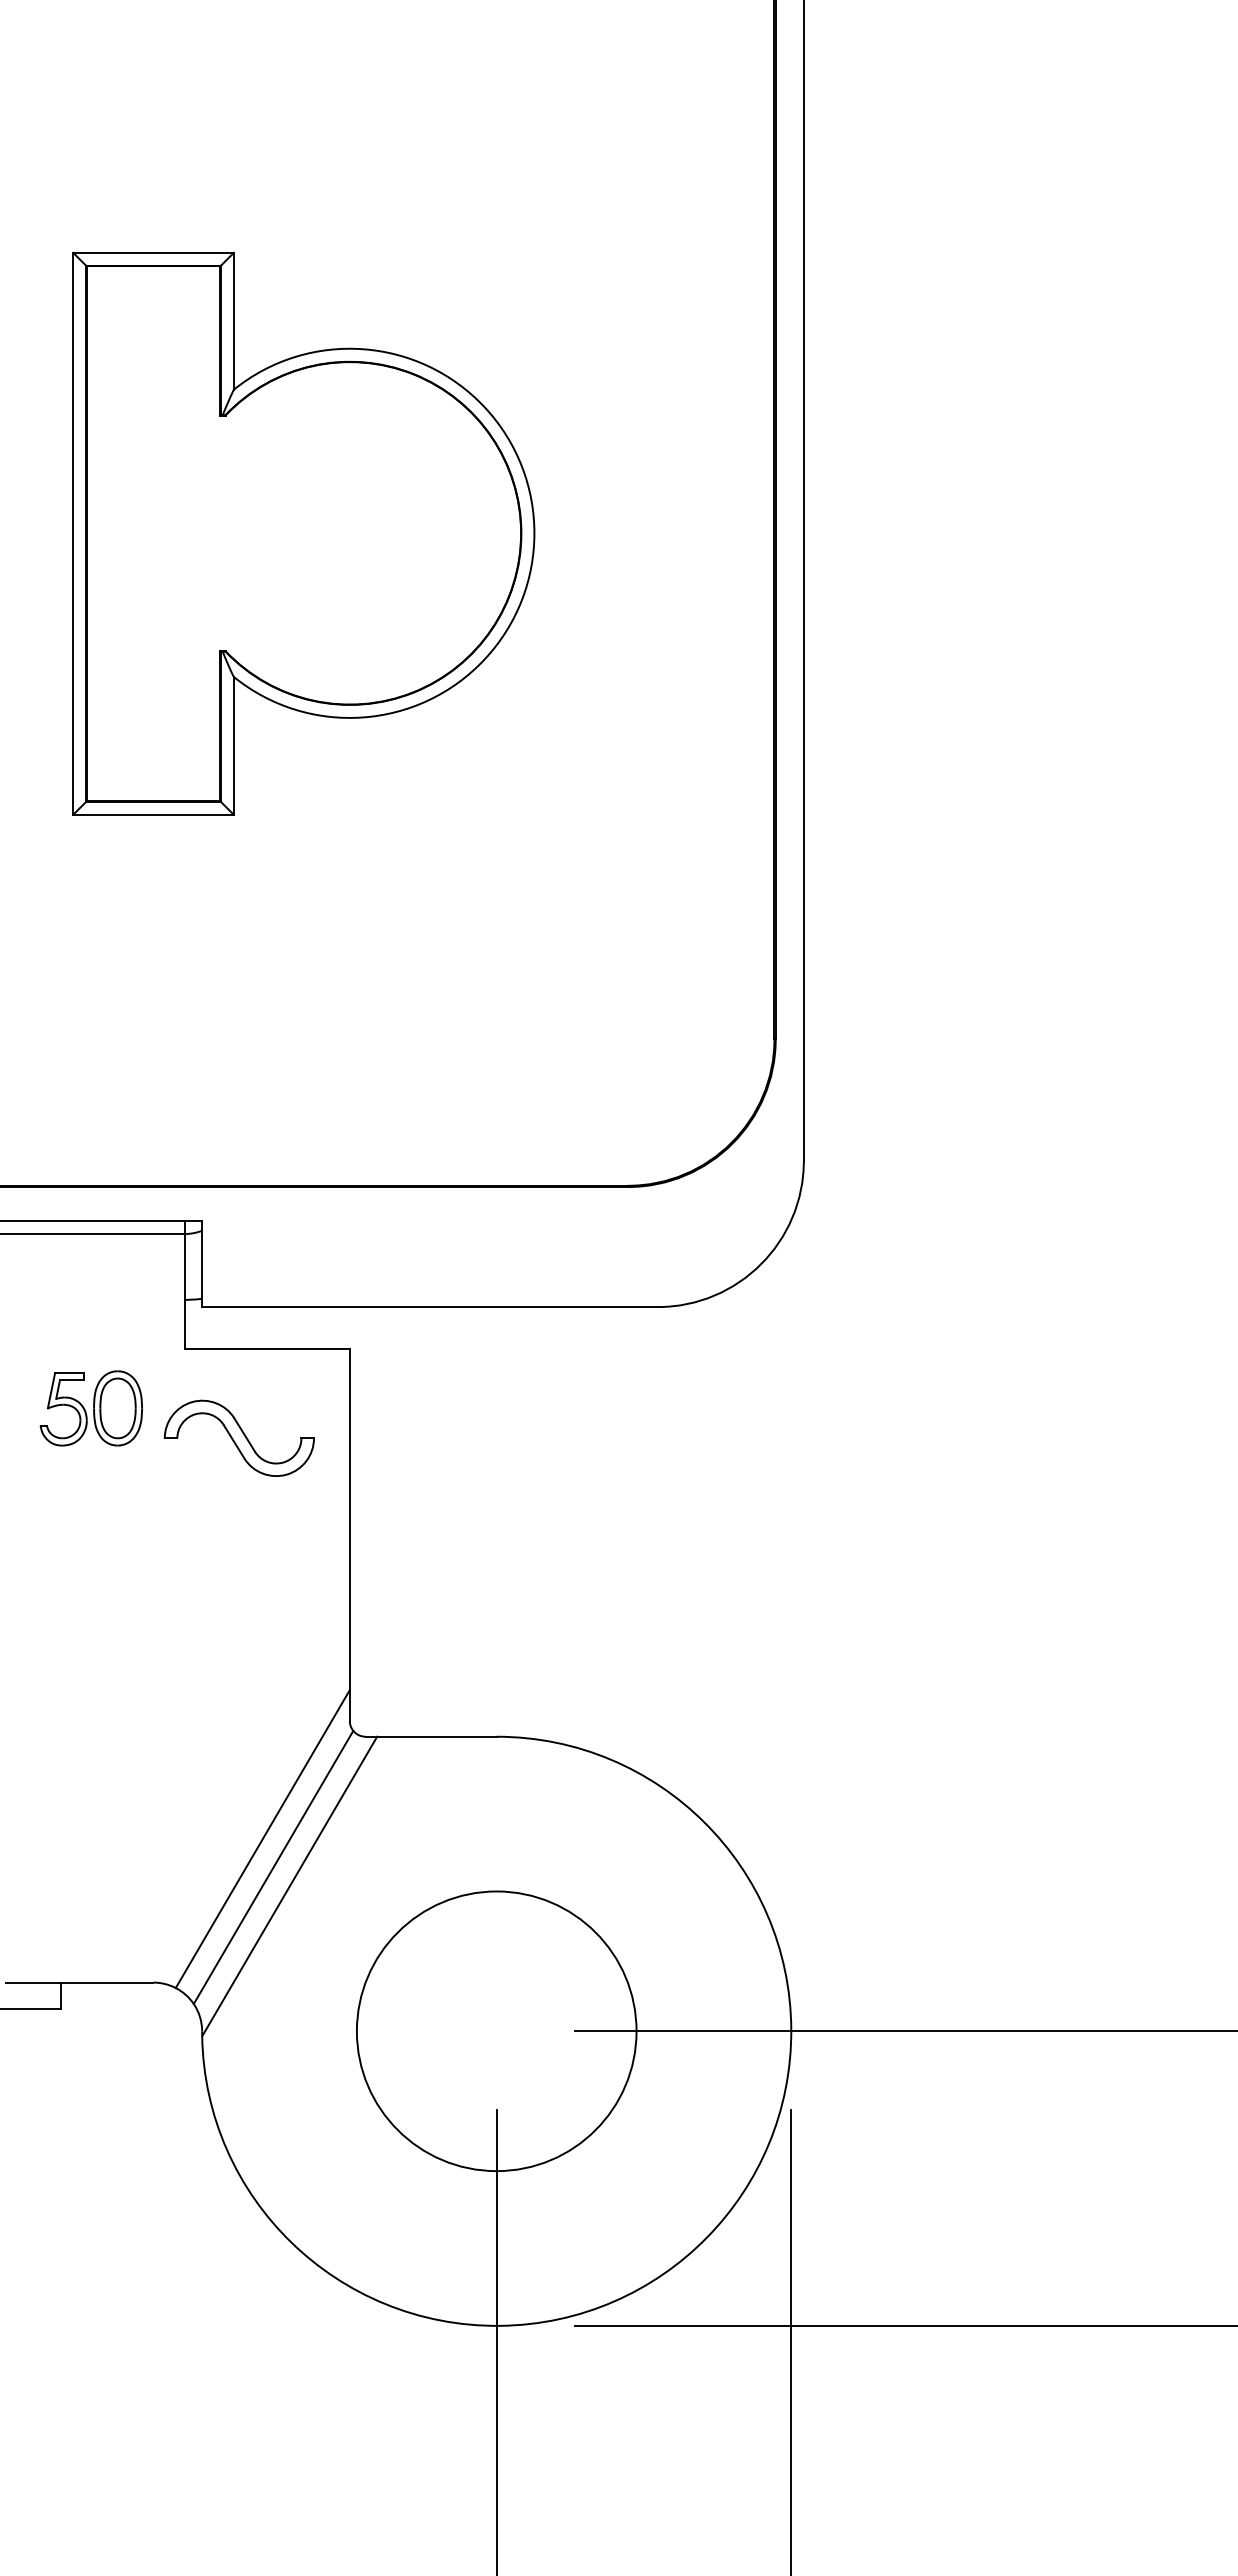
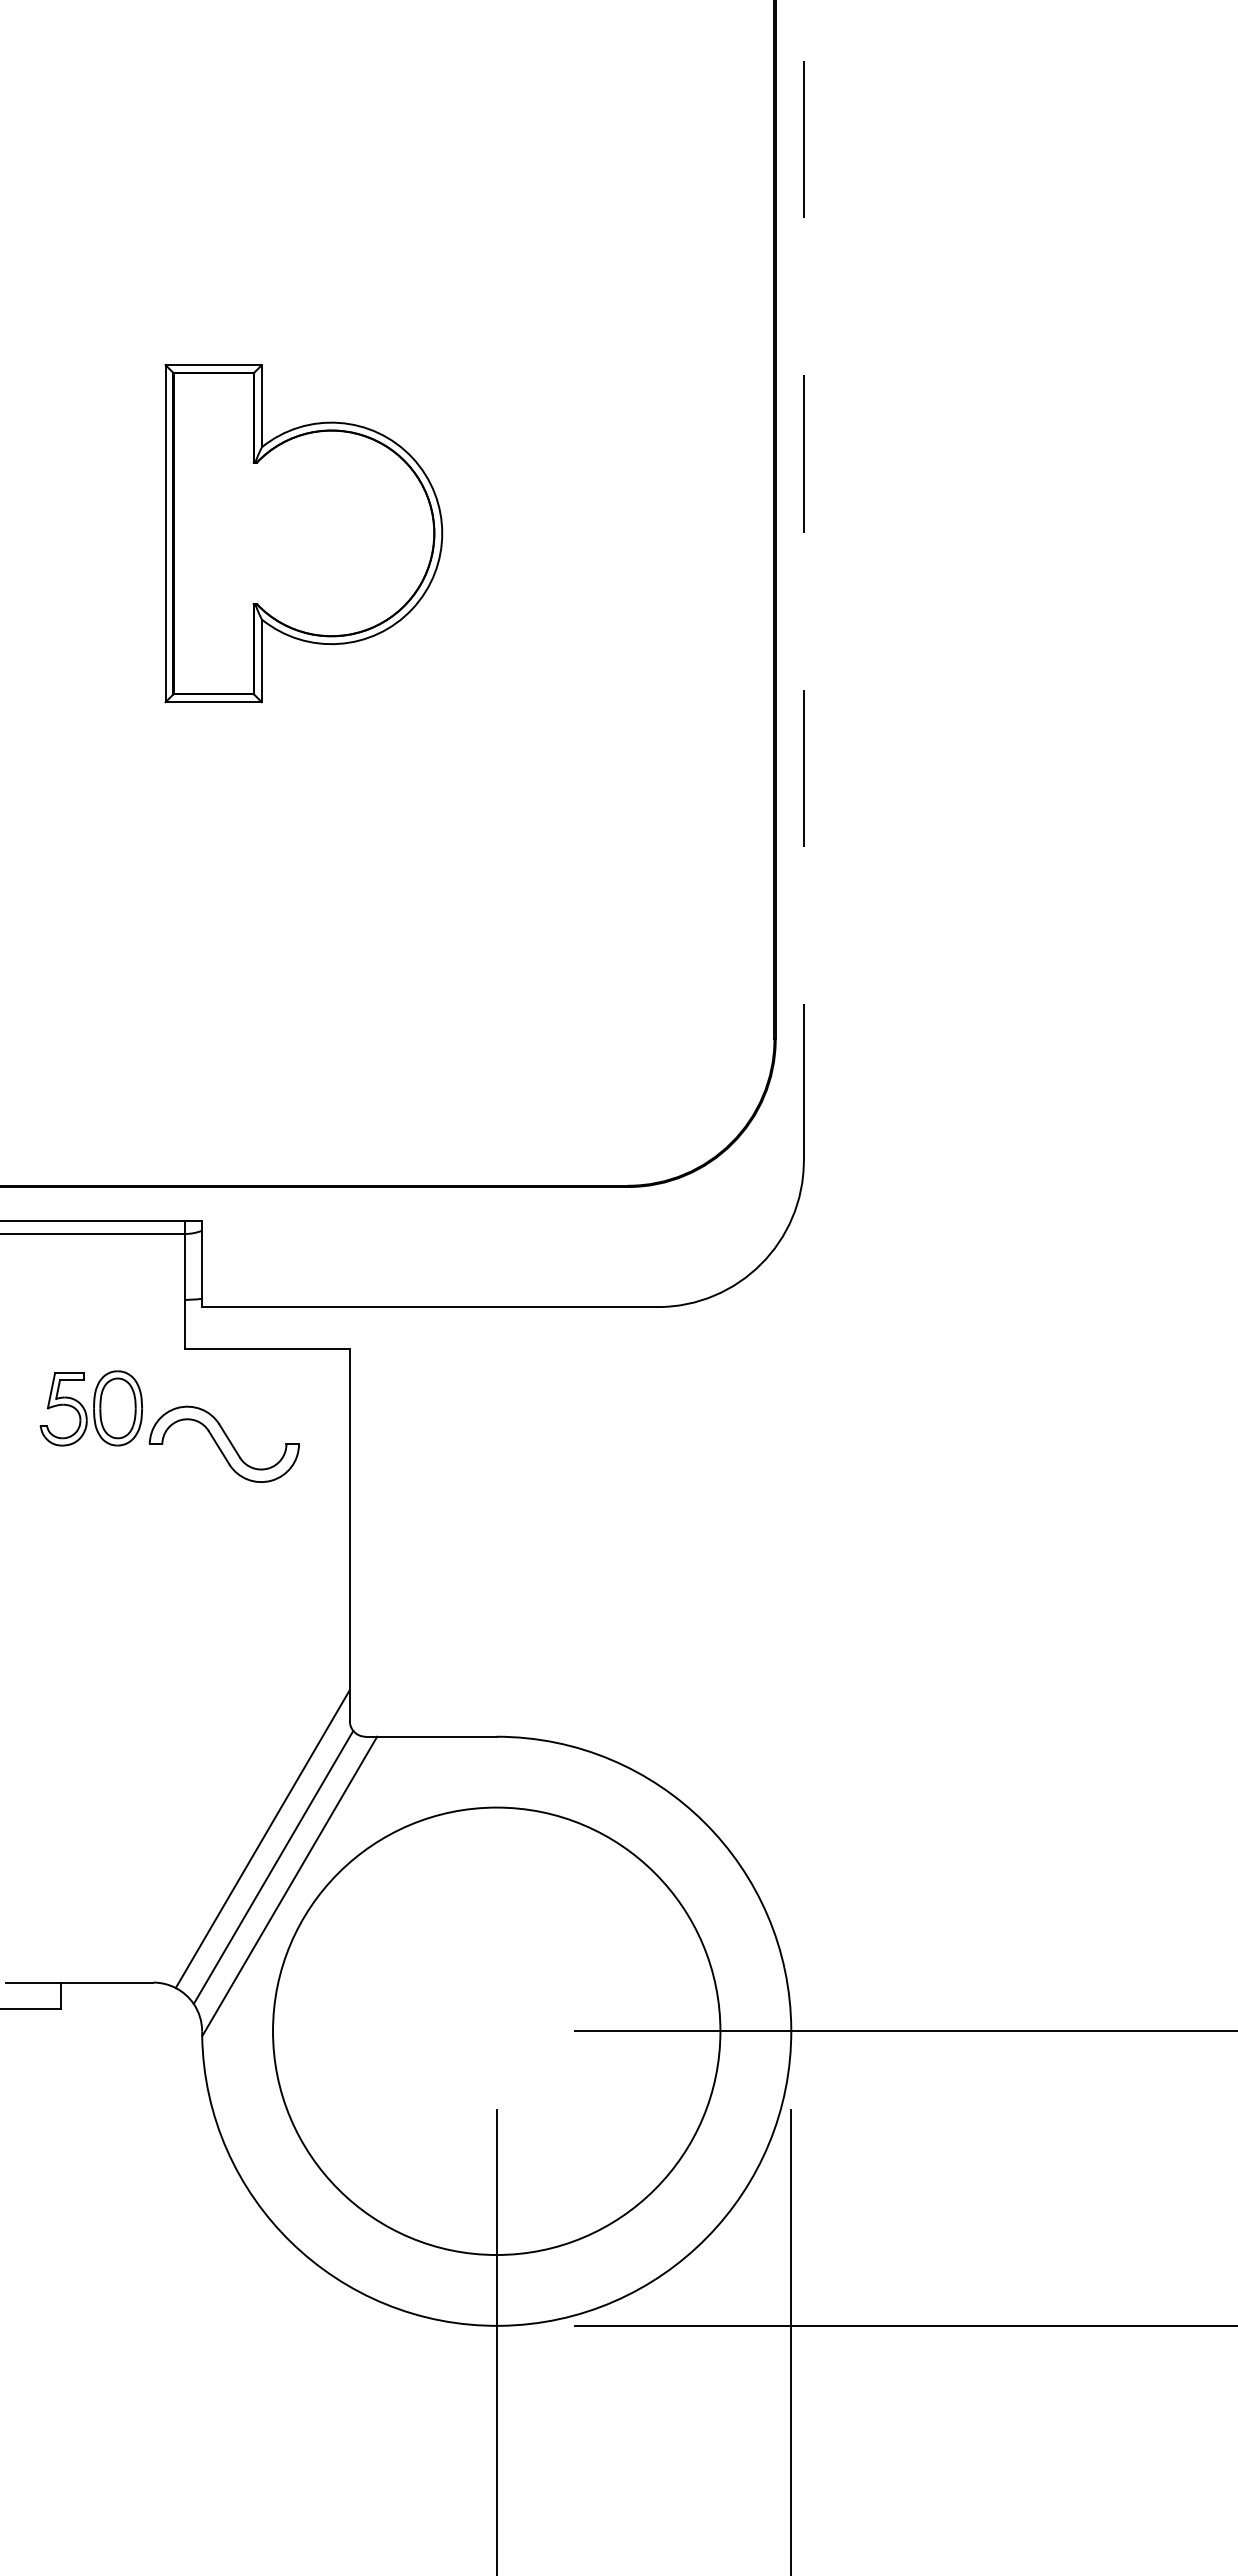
part size: 464x565 px -> 280x340 px (303, 533)
line: solid -> dashed (803, 580)
part position: (238, 1437) -> (223, 1443) (223, 1443)
circle diameter: 280 px -> 447 px (496, 2031)
